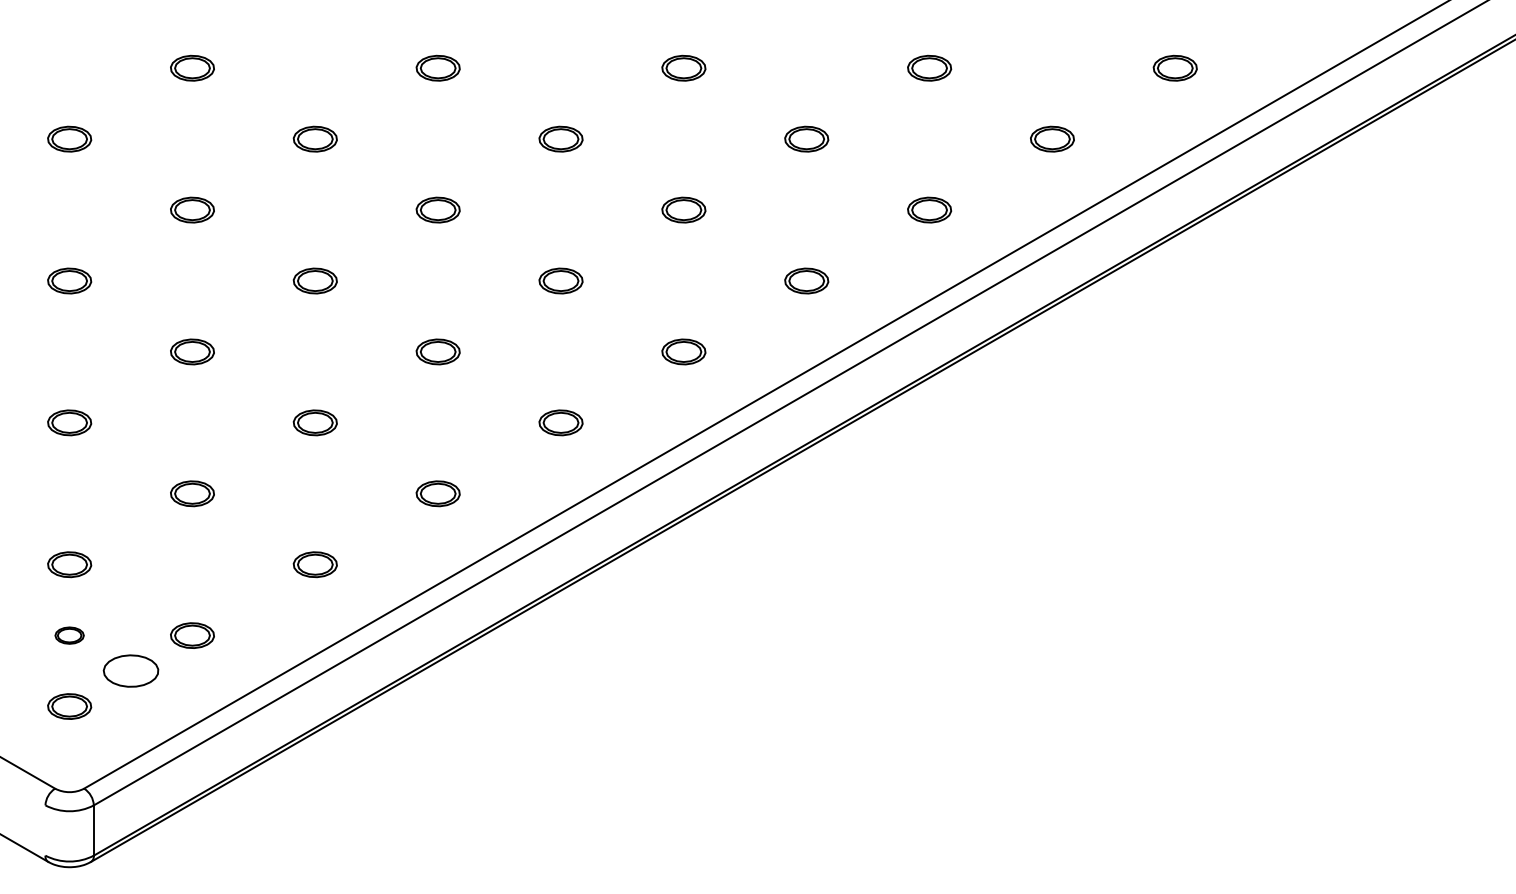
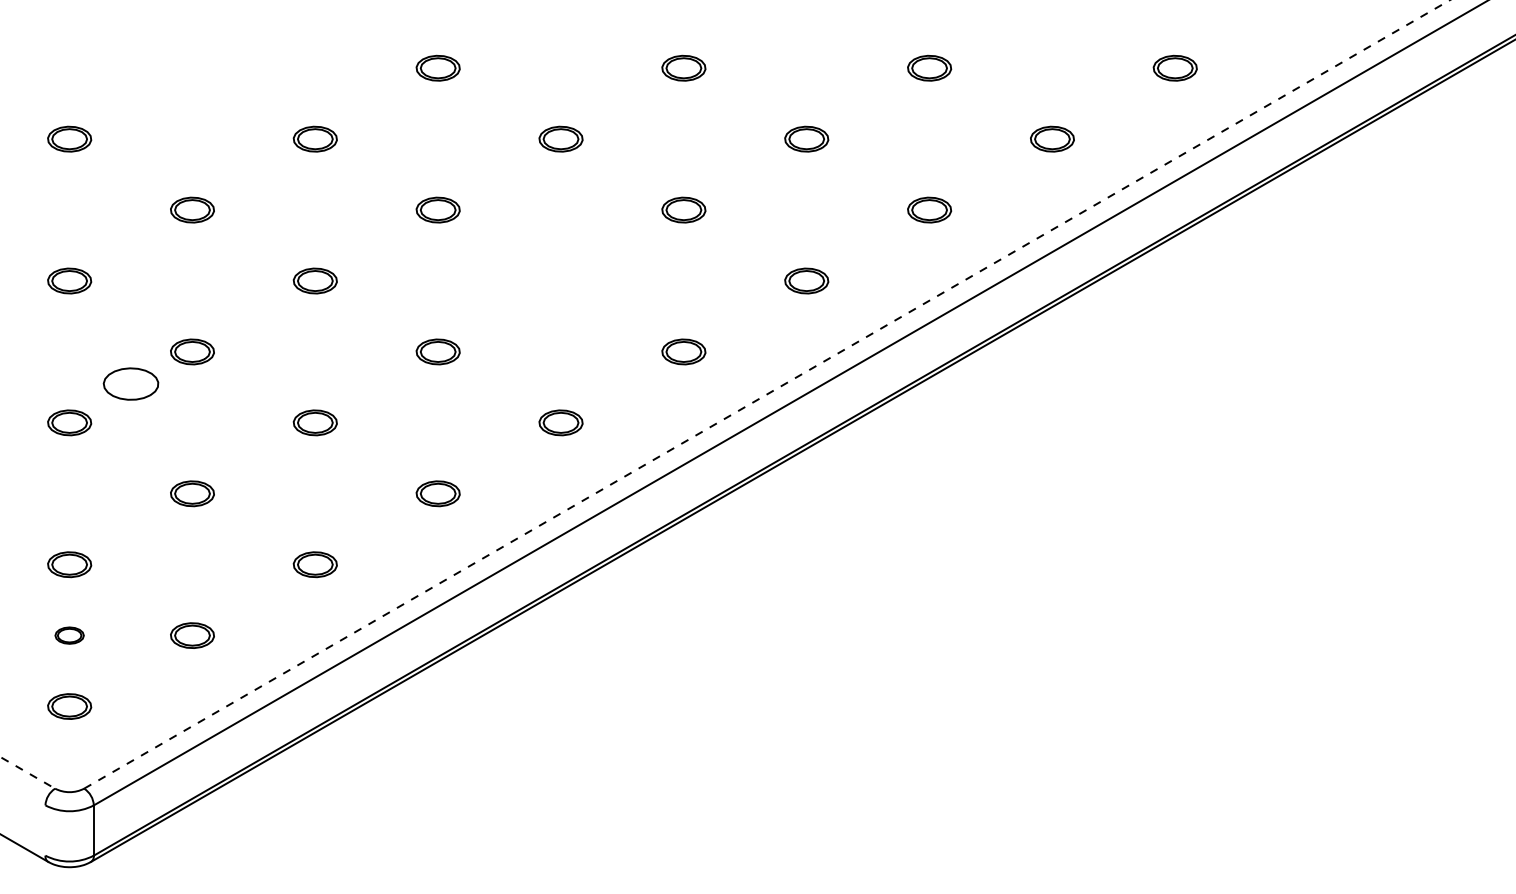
part: present -> none (192, 67)
part: present -> none (560, 280)
line: solid -> dashed (767, 394)
part position: (130, 670) -> (130, 383) (130, 383)
line: solid -> dashed (28, 773)
